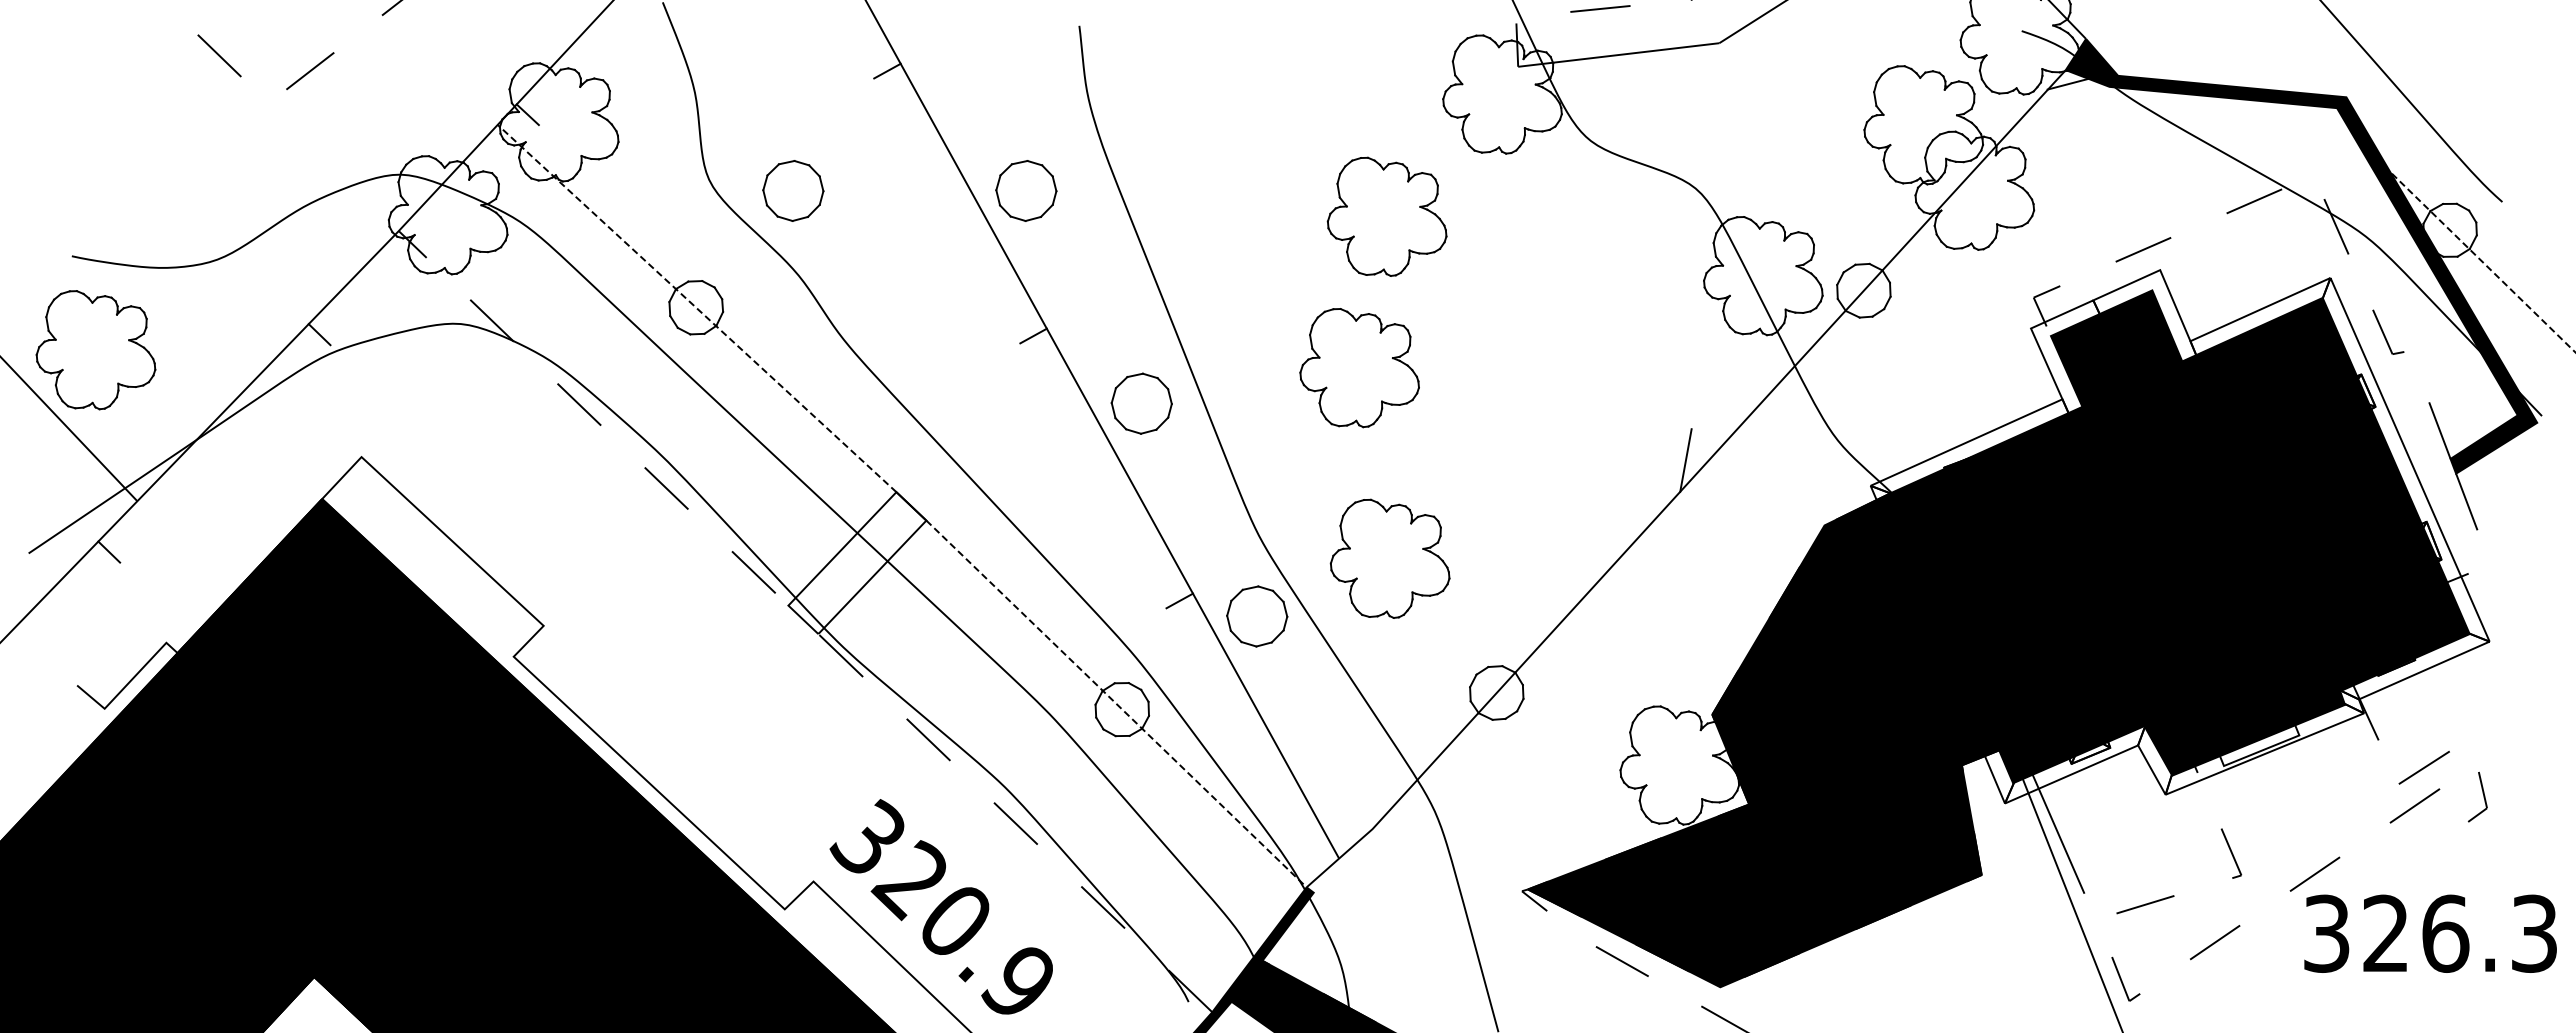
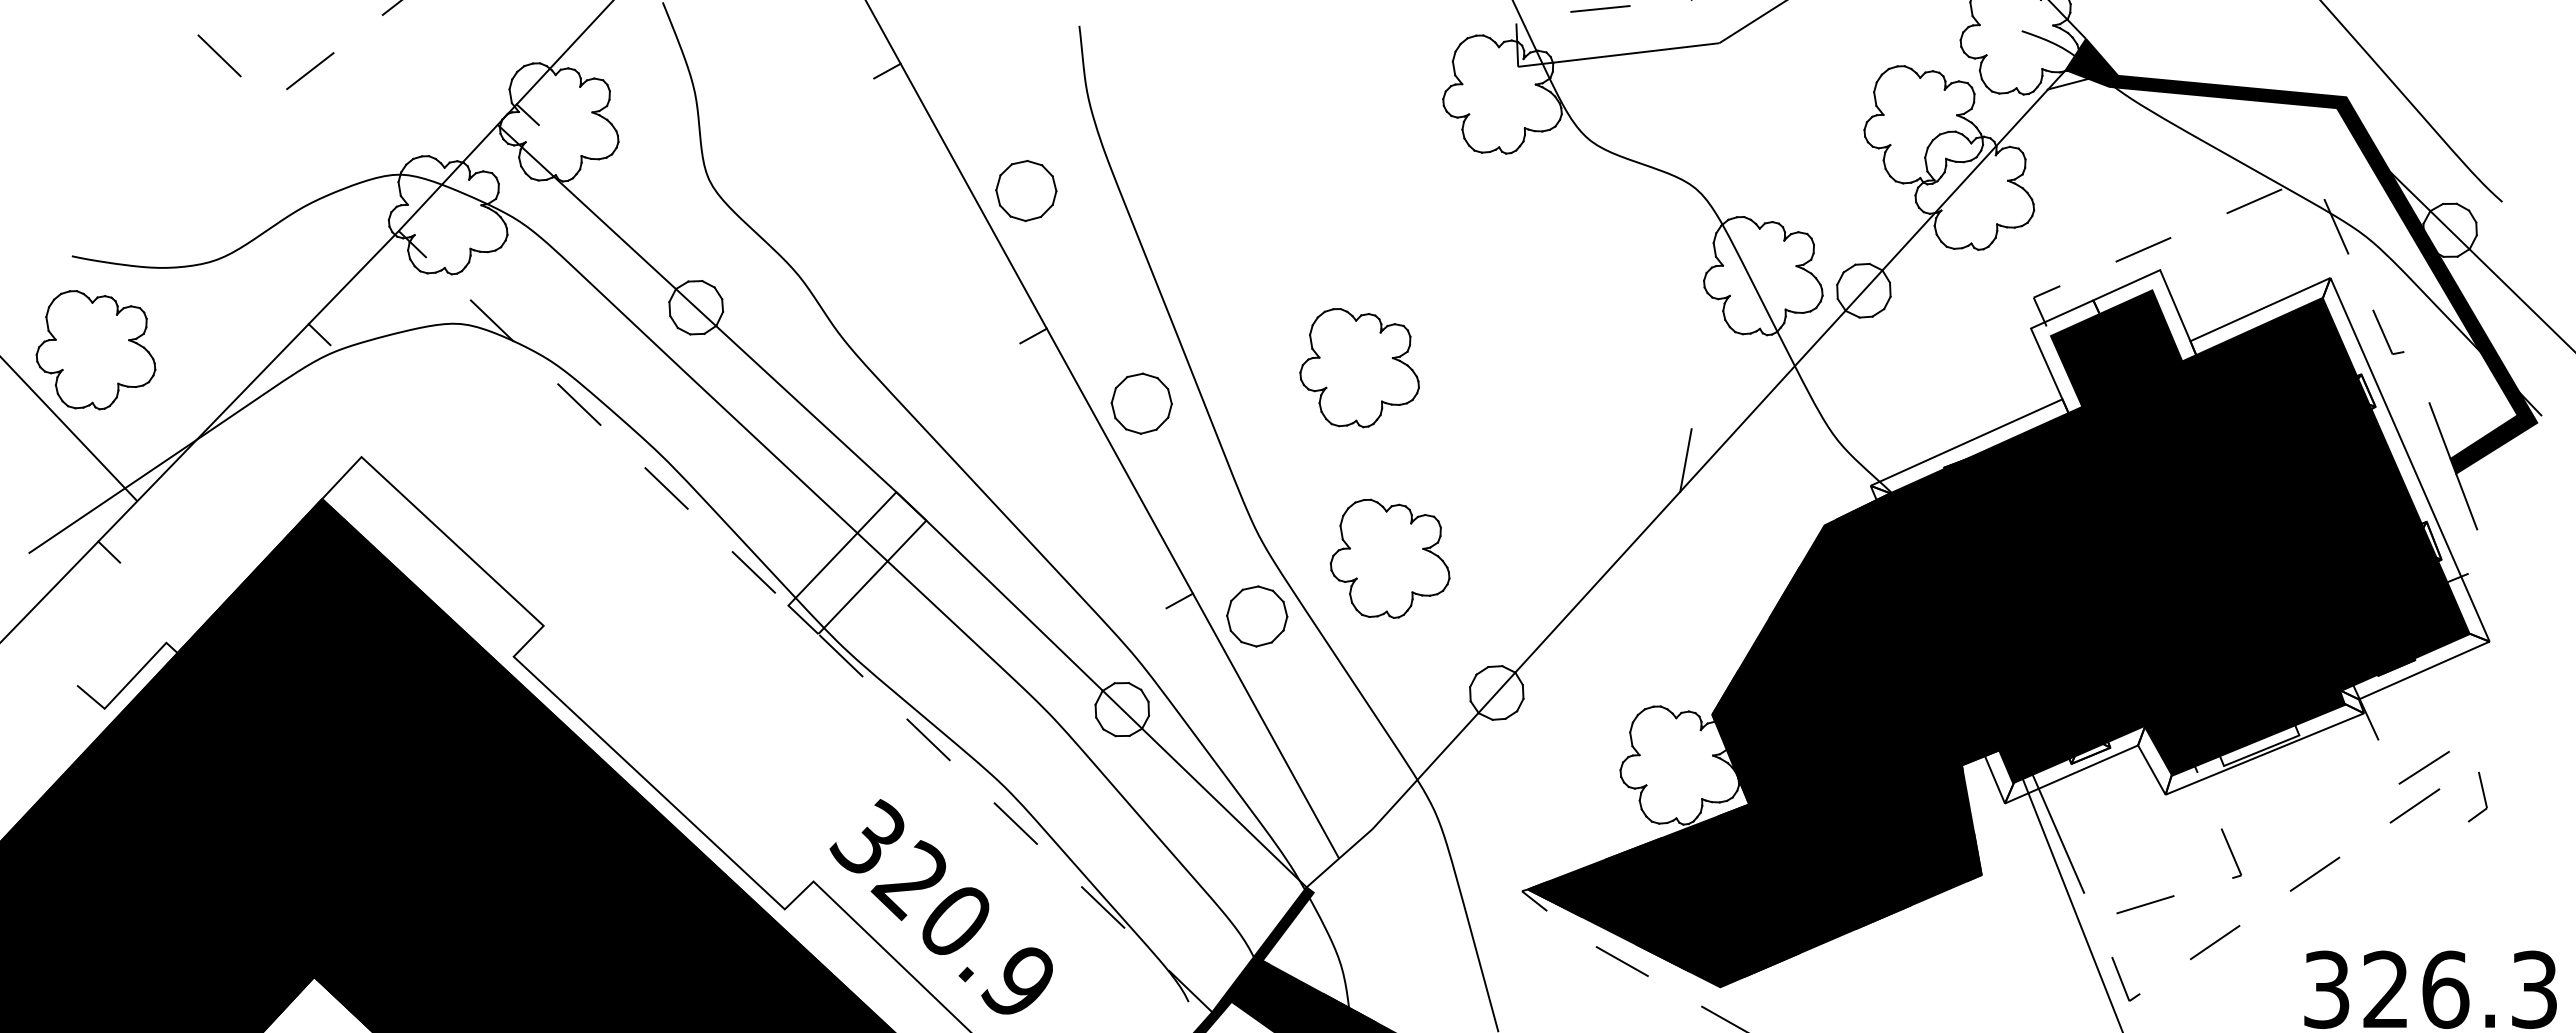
part: present -> none (793, 190)
part: present -> none (1386, 216)
line: dashed -> solid (2482, 261)
line: dashed -> solid (696, 308)
line: dashed -> solid (1116, 704)
text position: (2430, 933) -> (2430, 989) (2430, 989)
